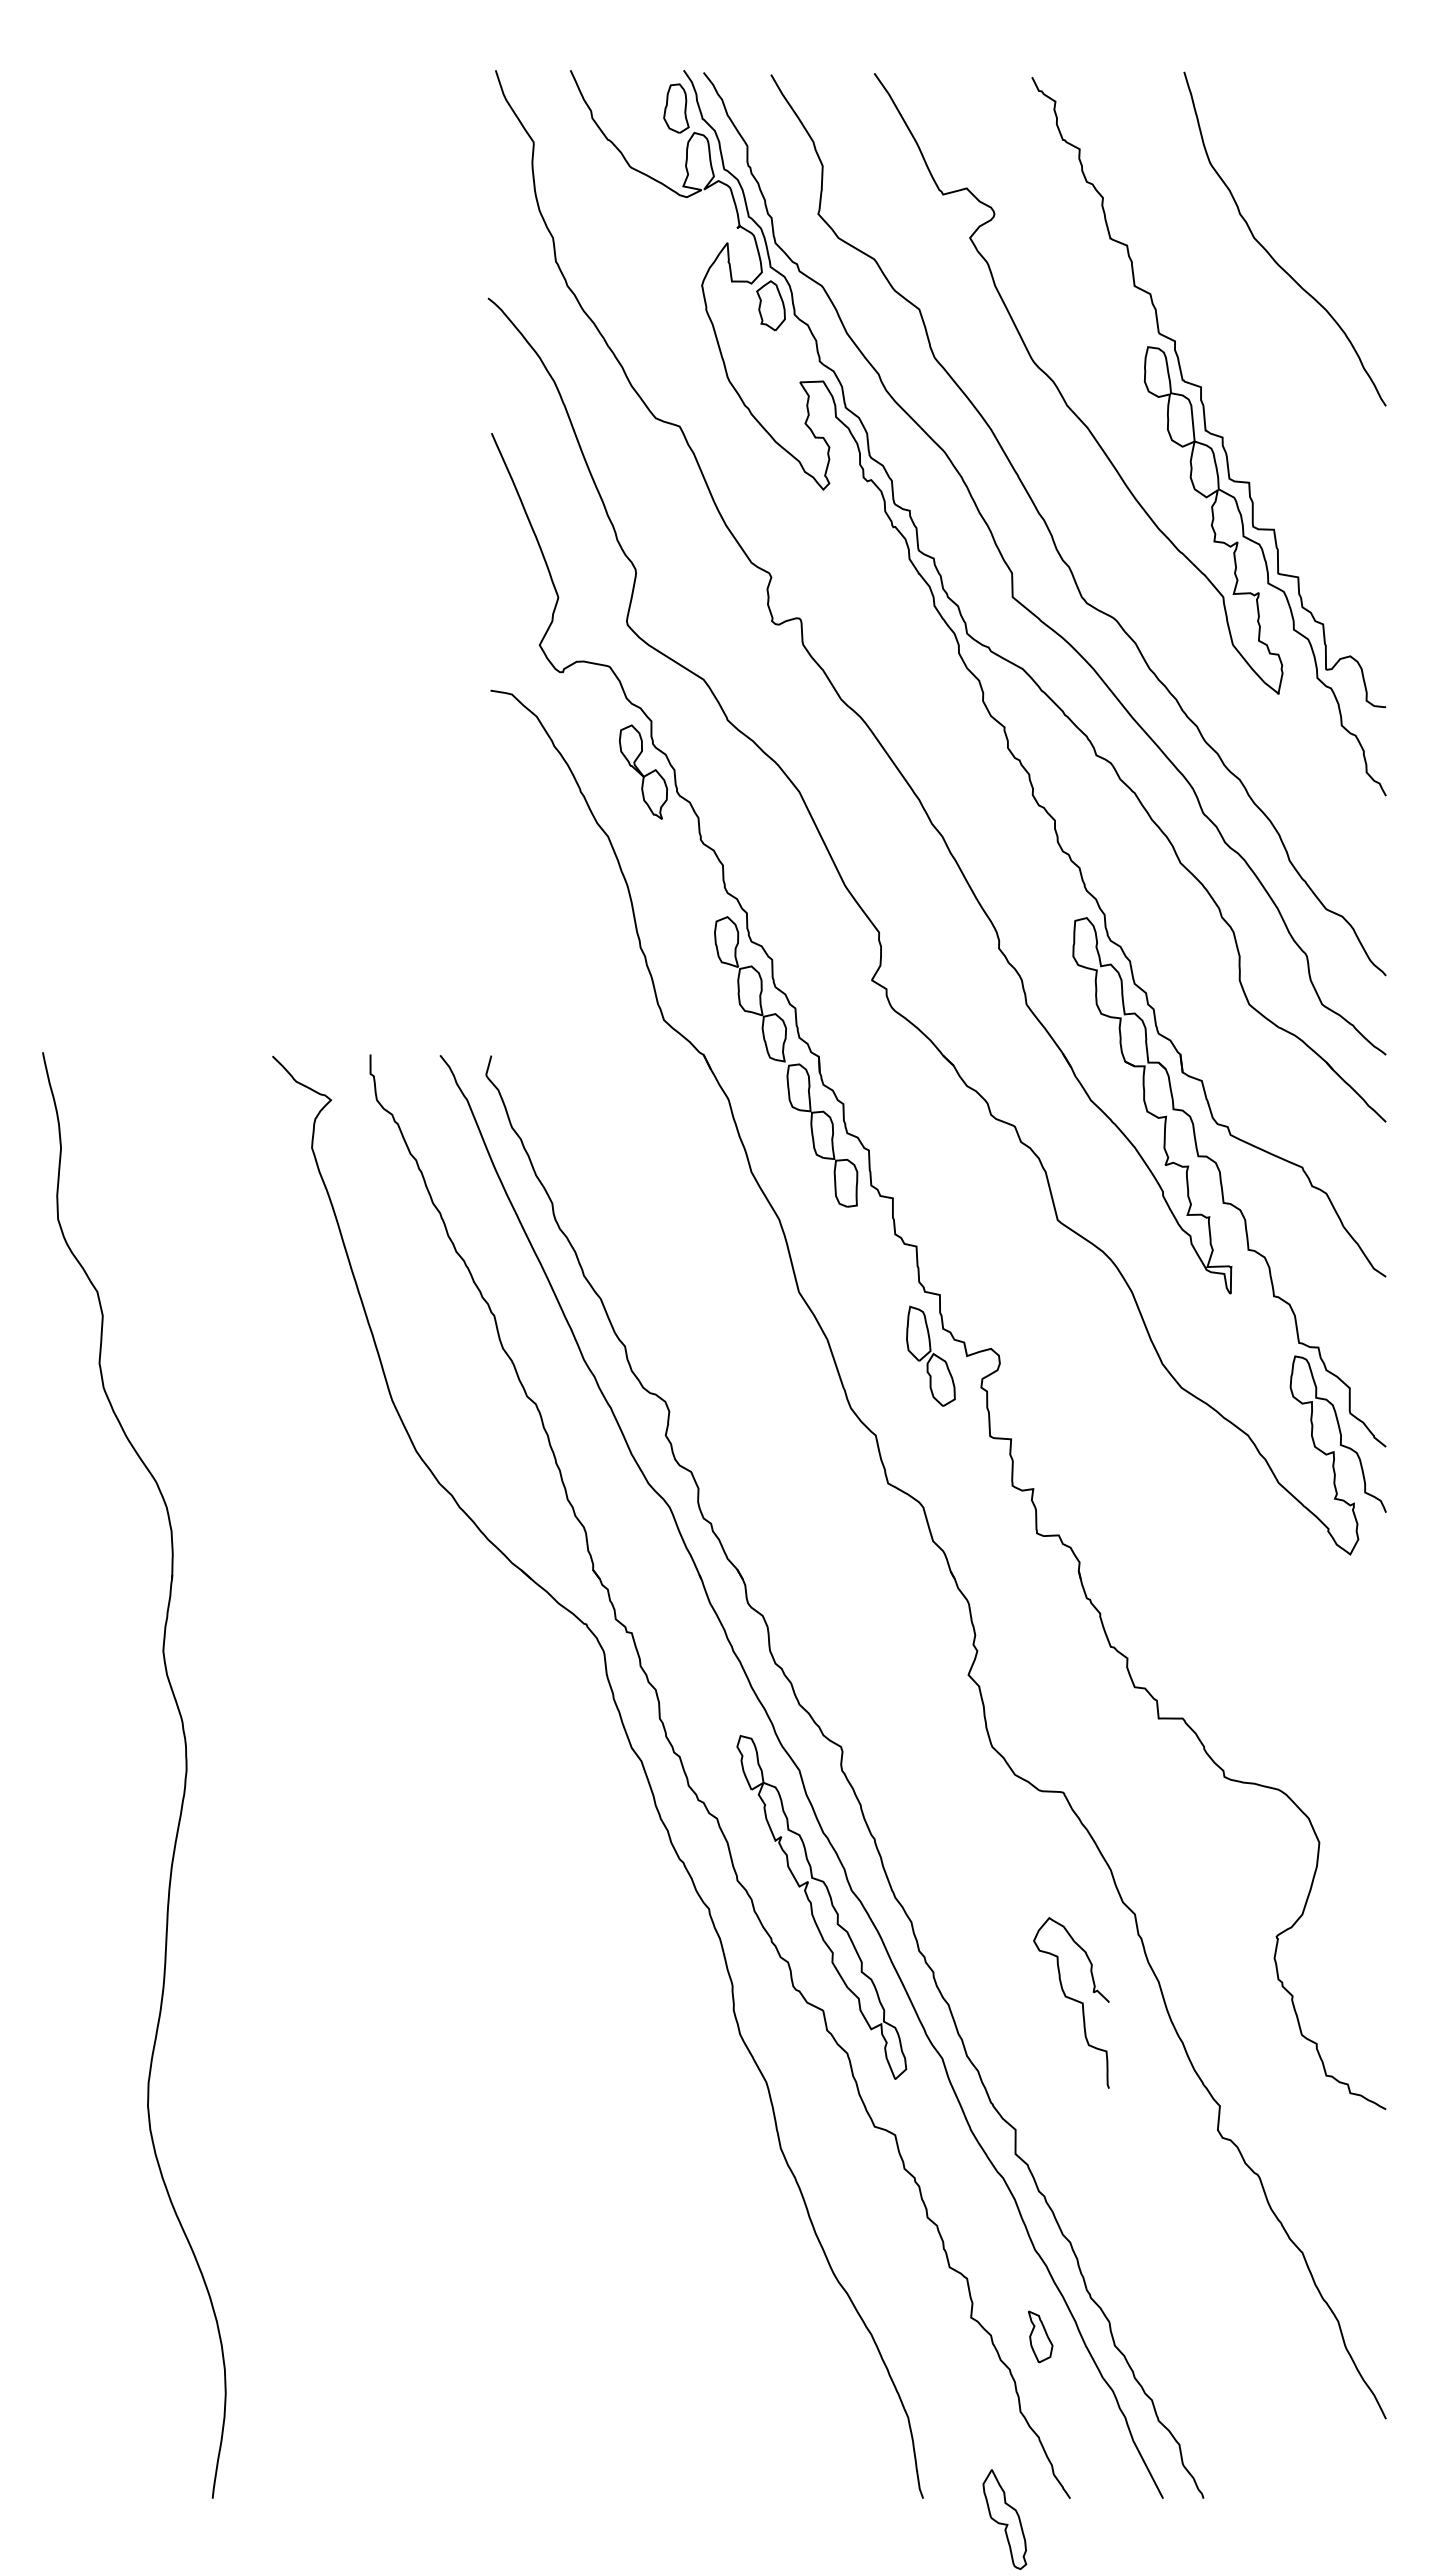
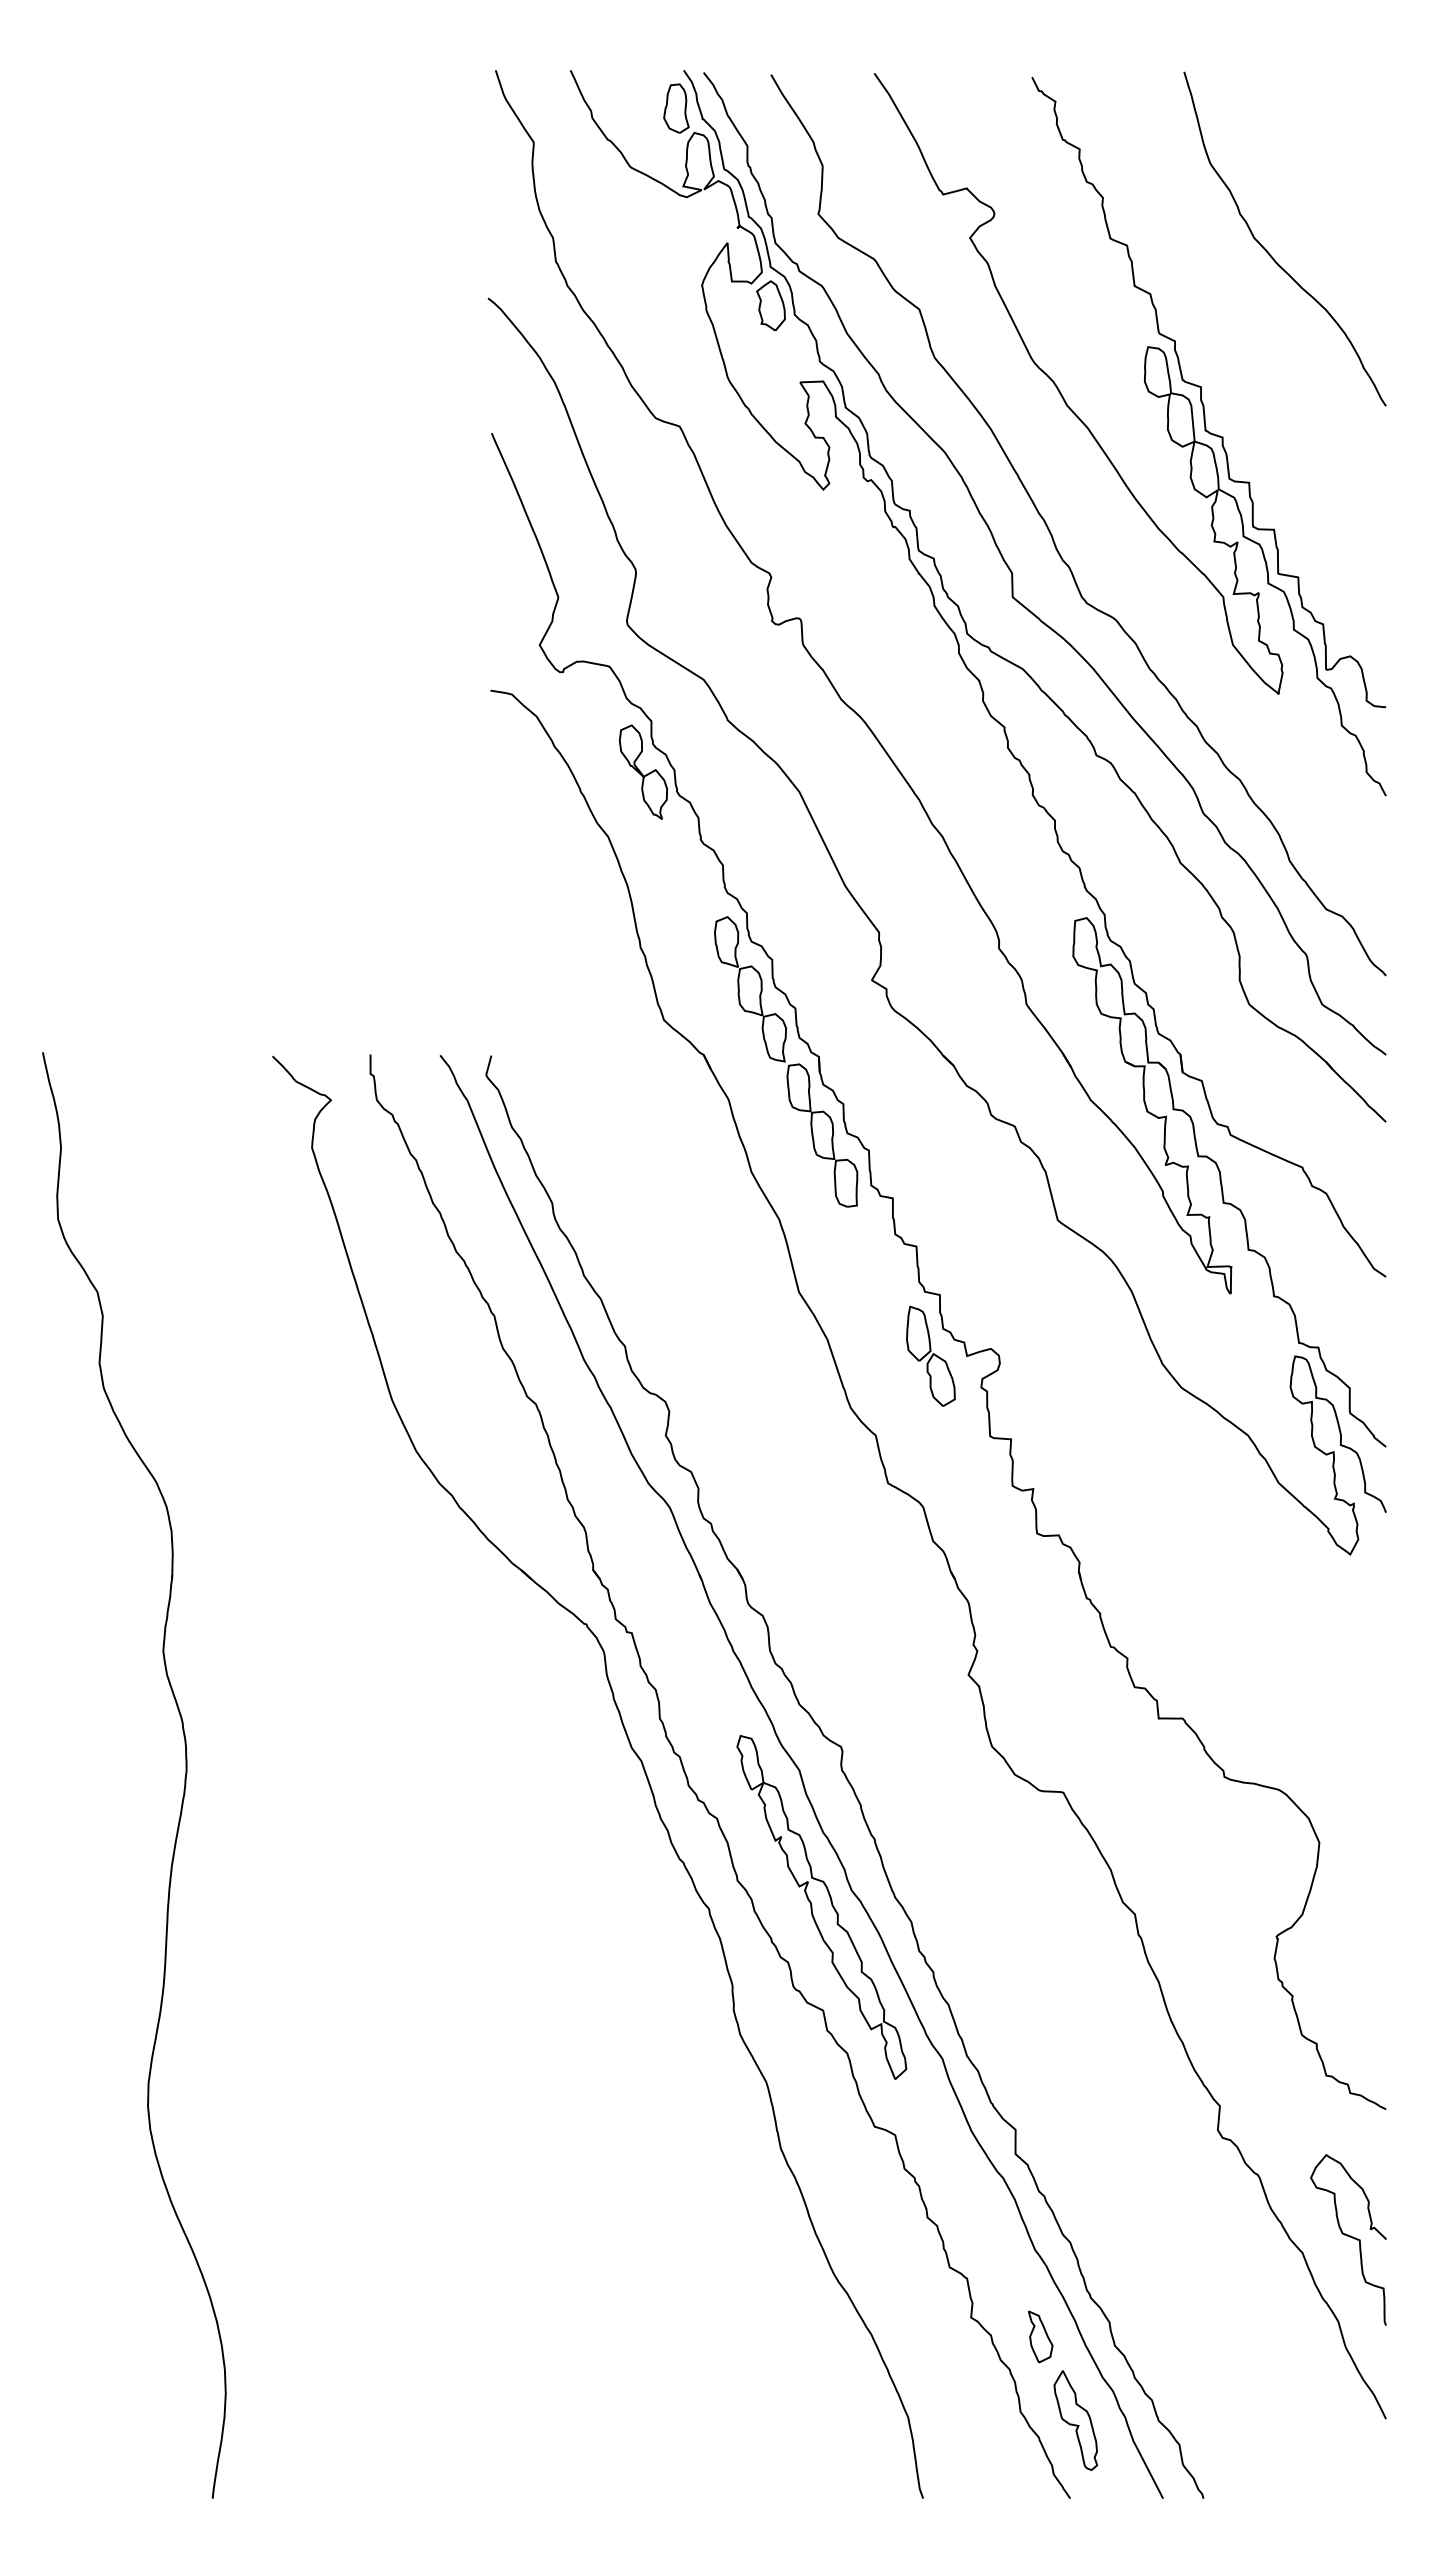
curve position: (1072, 2000) -> (1349, 2237) (1349, 2237)
part position: (1004, 2519) -> (1075, 2420) (1075, 2420)
